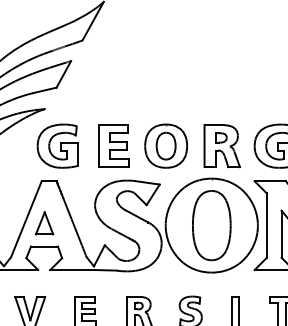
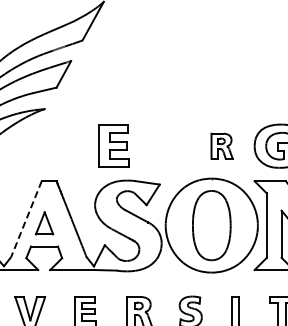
part: present -> none (57, 145)
part: present -> none (165, 145)
part size: 38x45 px -> 24x28 px (221, 145)
line: solid -> dashed (26, 219)
